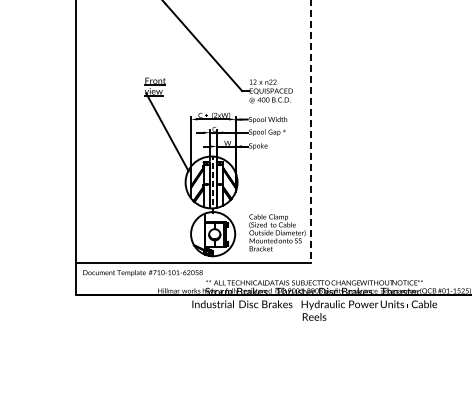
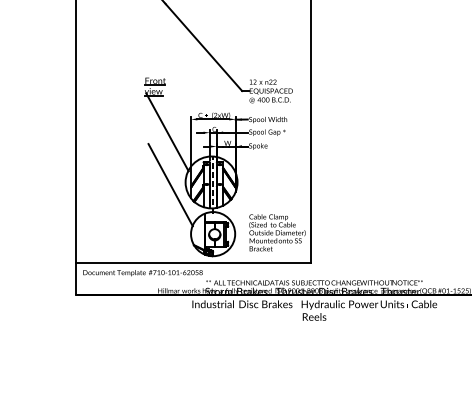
line: dashed -> solid (311, 132)
line: none -> present (170, 185)
